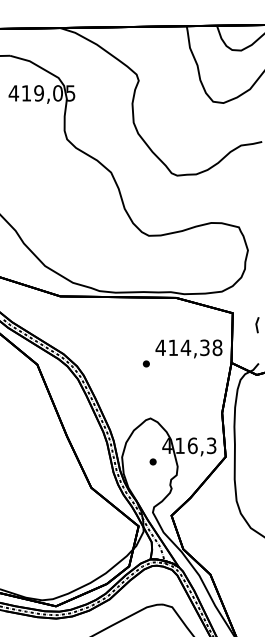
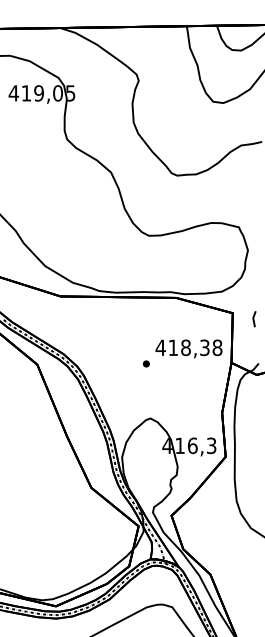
line position: (257, 325) -> (254, 319) (254, 319)
text: 414,38 -> 418,38 (185, 347)
part: present -> none (152, 461)
